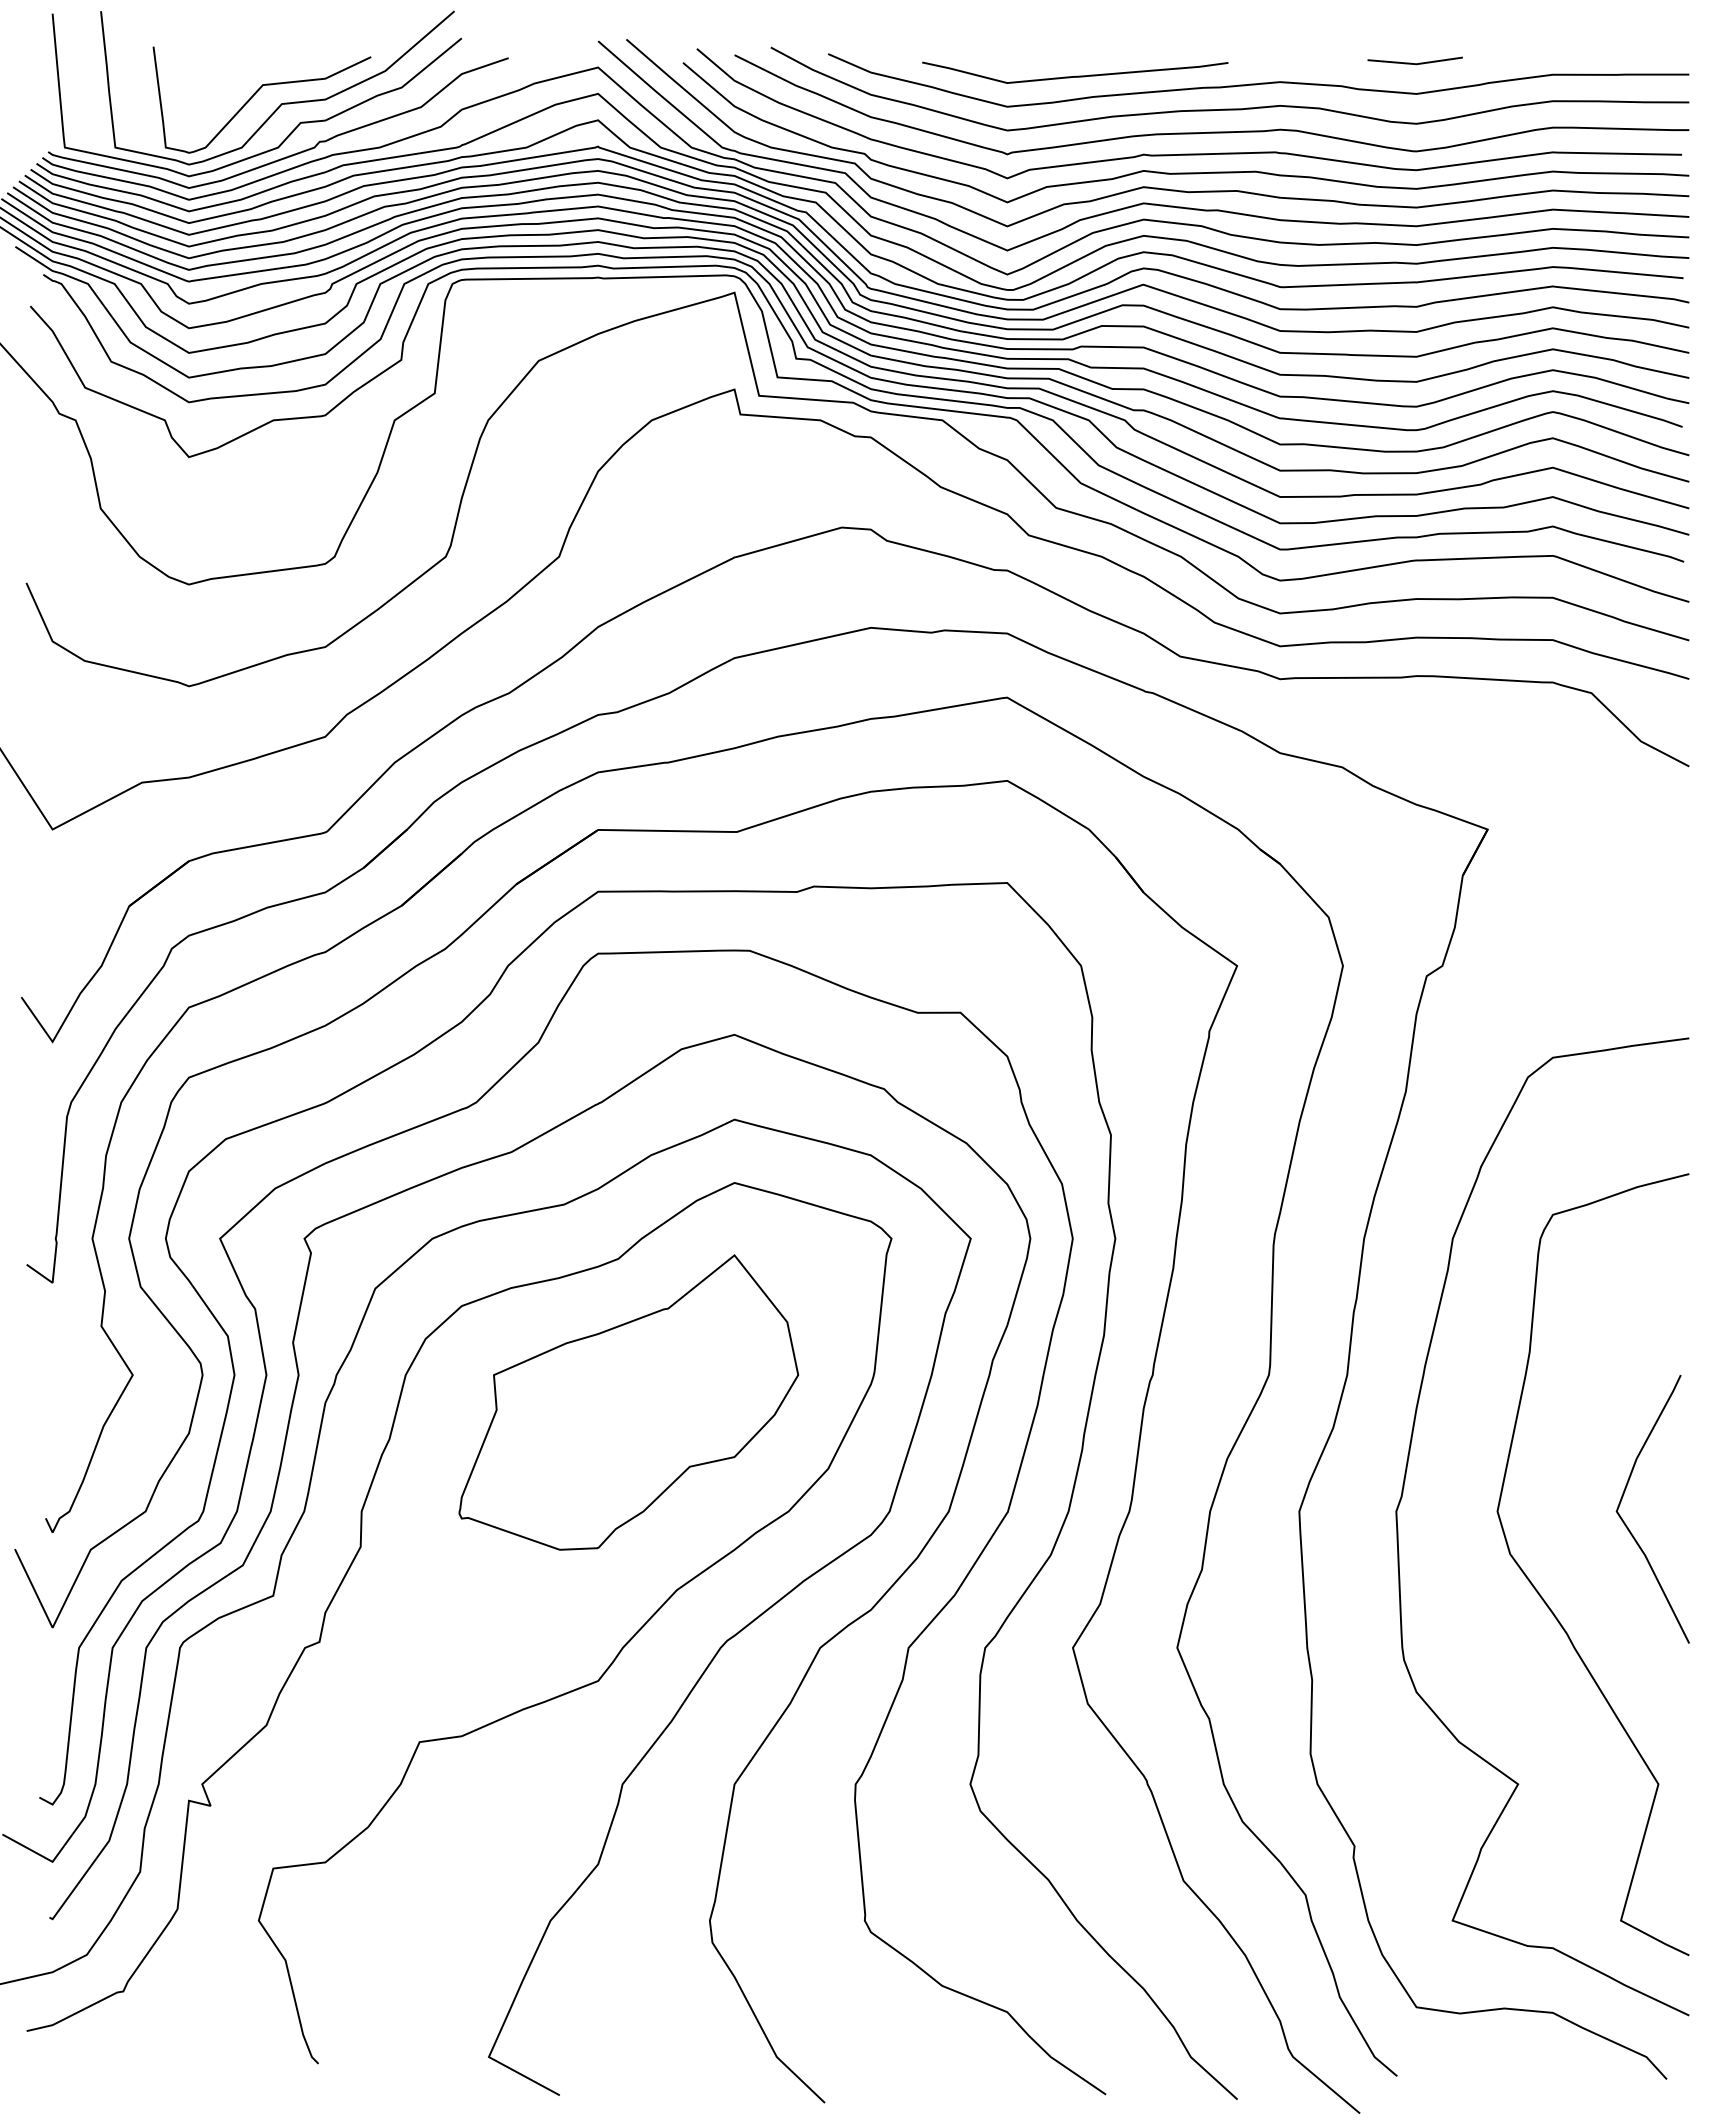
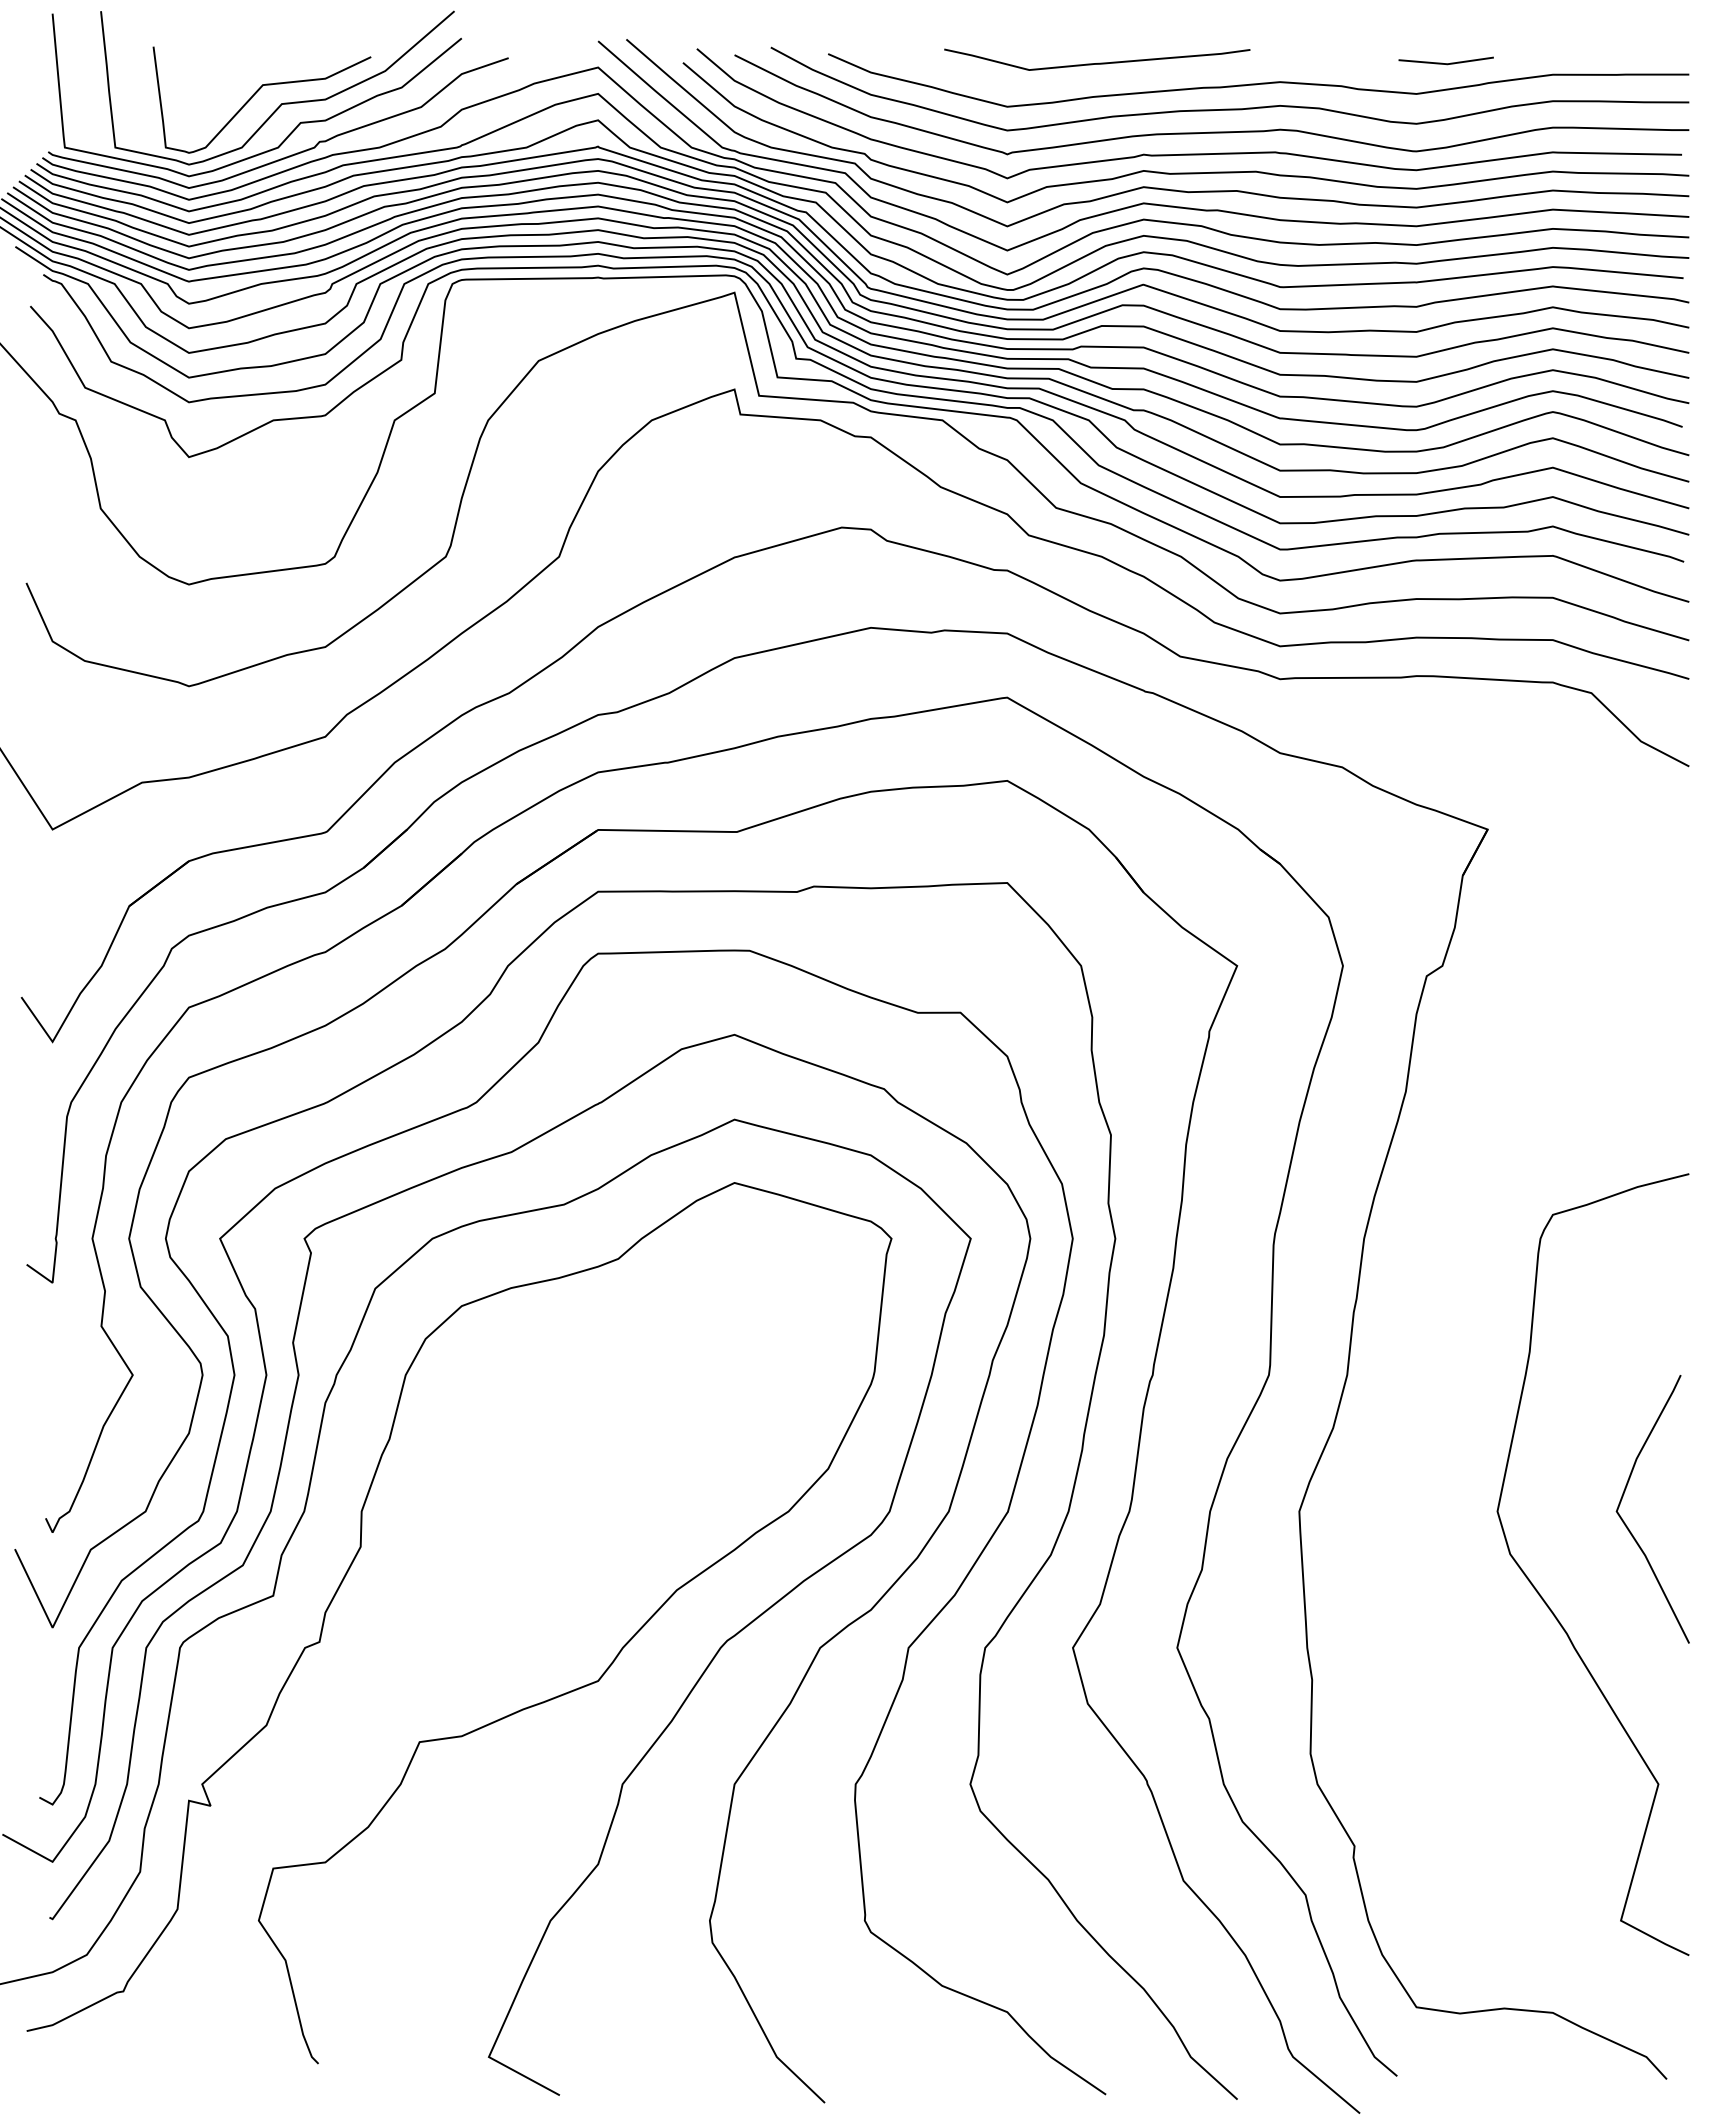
line position: (1414, 63) -> (1445, 63) (1445, 63)
curve position: (1076, 75) -> (1098, 62) (1098, 62)
part: present -> none (628, 1402)
curve: present -> none (1403, 1493)
